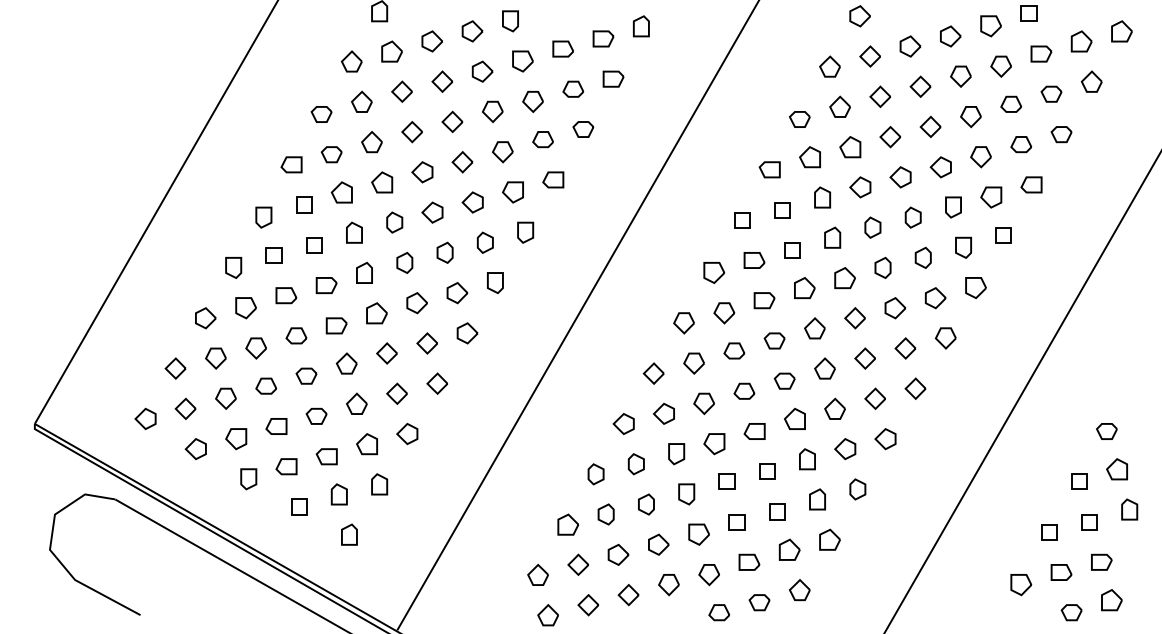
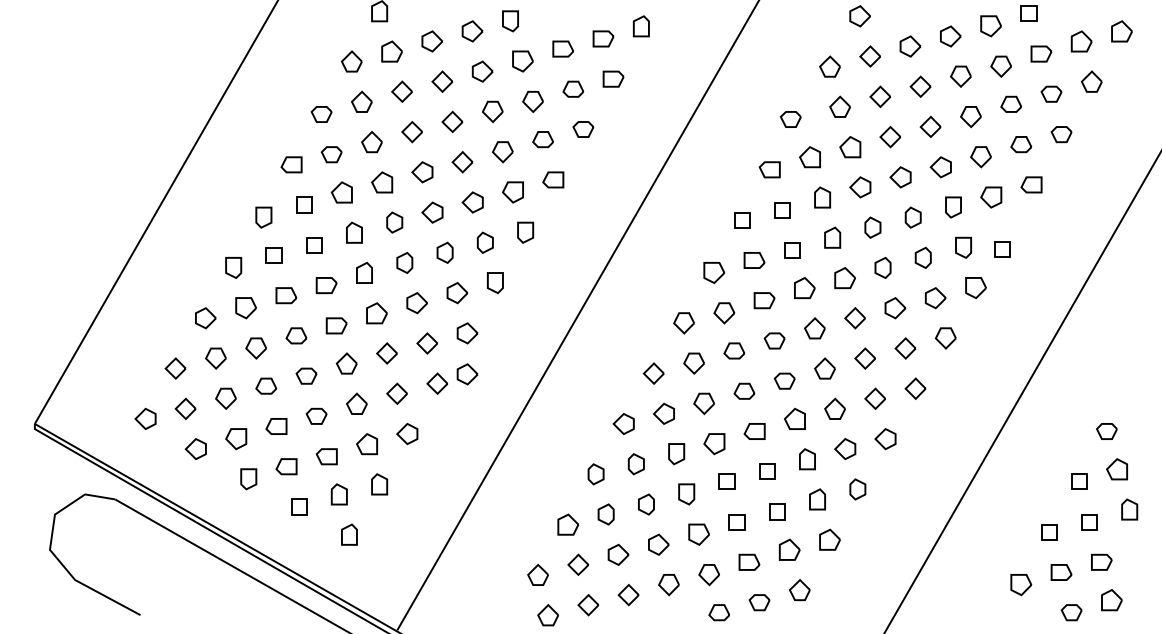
part position: (799, 119) -> (790, 119) (790, 119)
part position: (1003, 235) -> (1002, 249) (1002, 249)
part: none -> present (467, 374)
